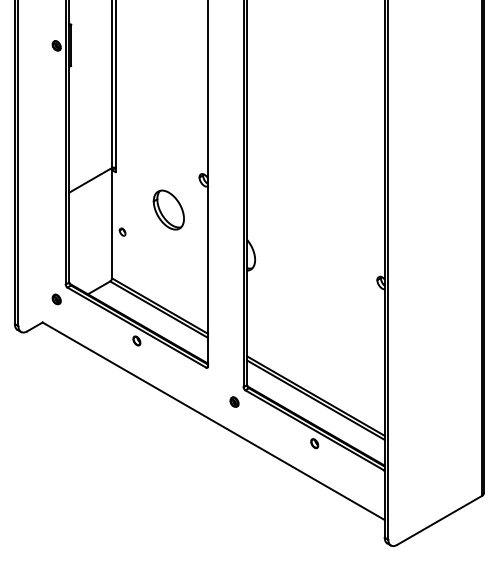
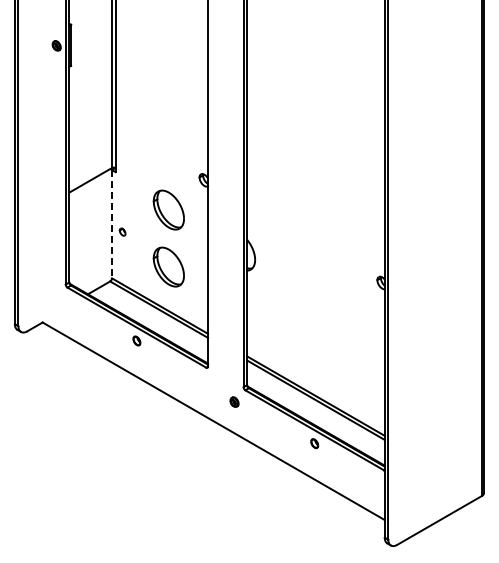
line: solid -> dashed (112, 224)
part: none -> present (168, 266)
part: present -> none (56, 299)
